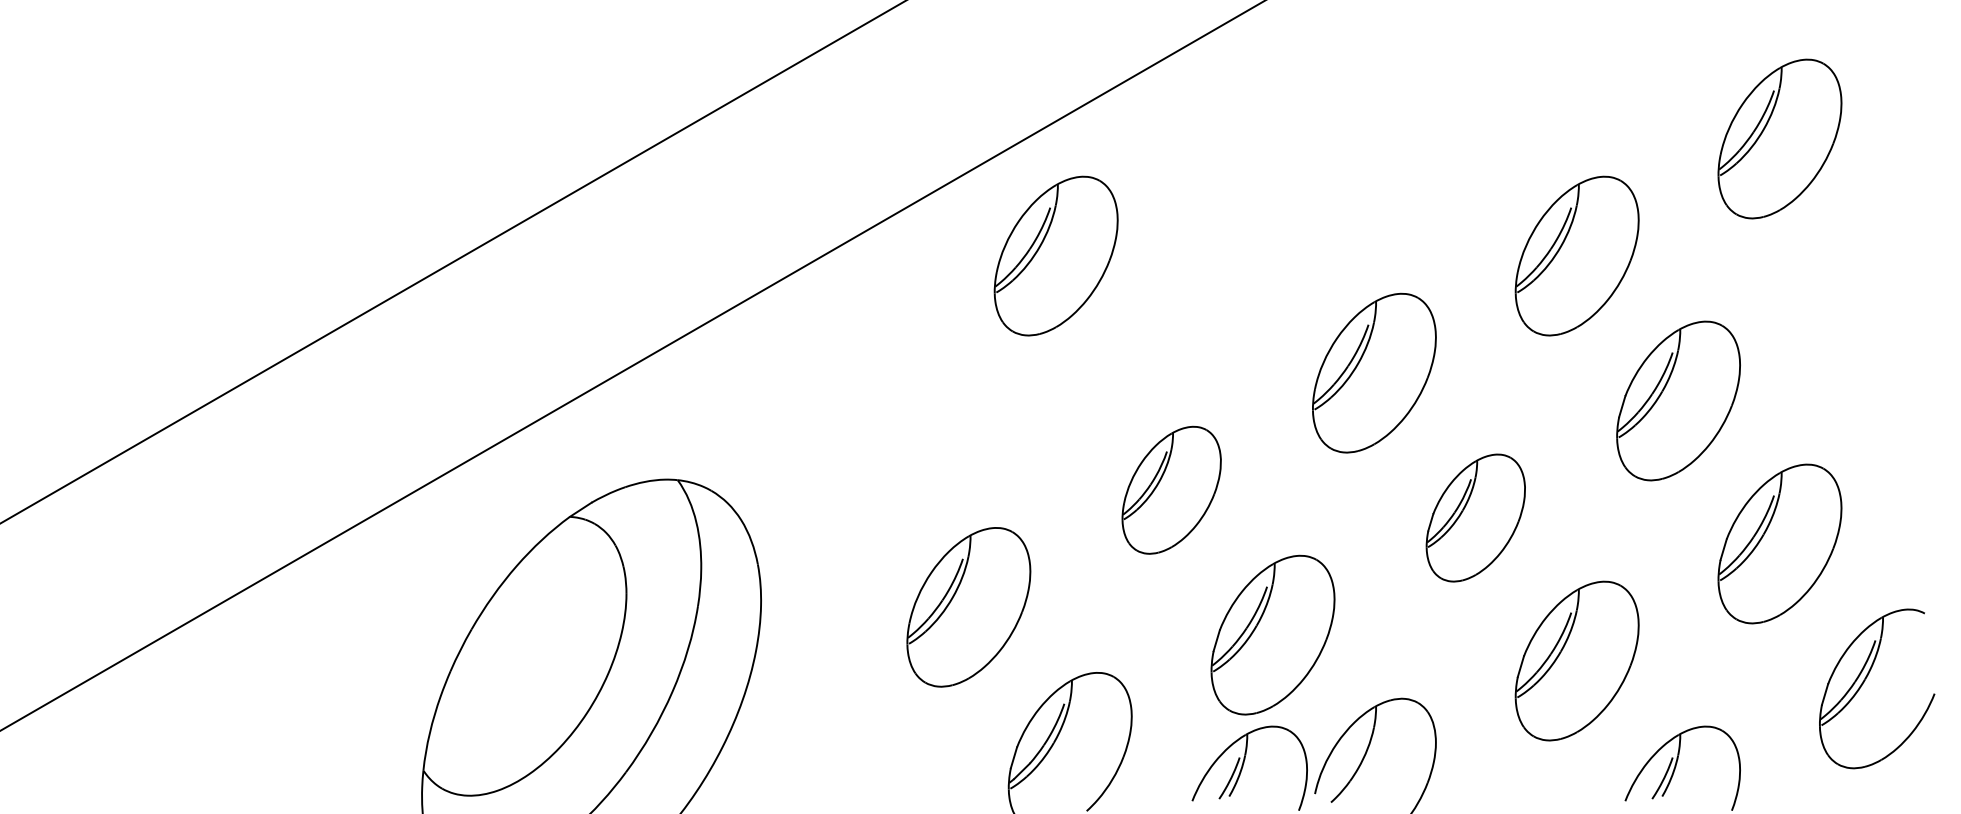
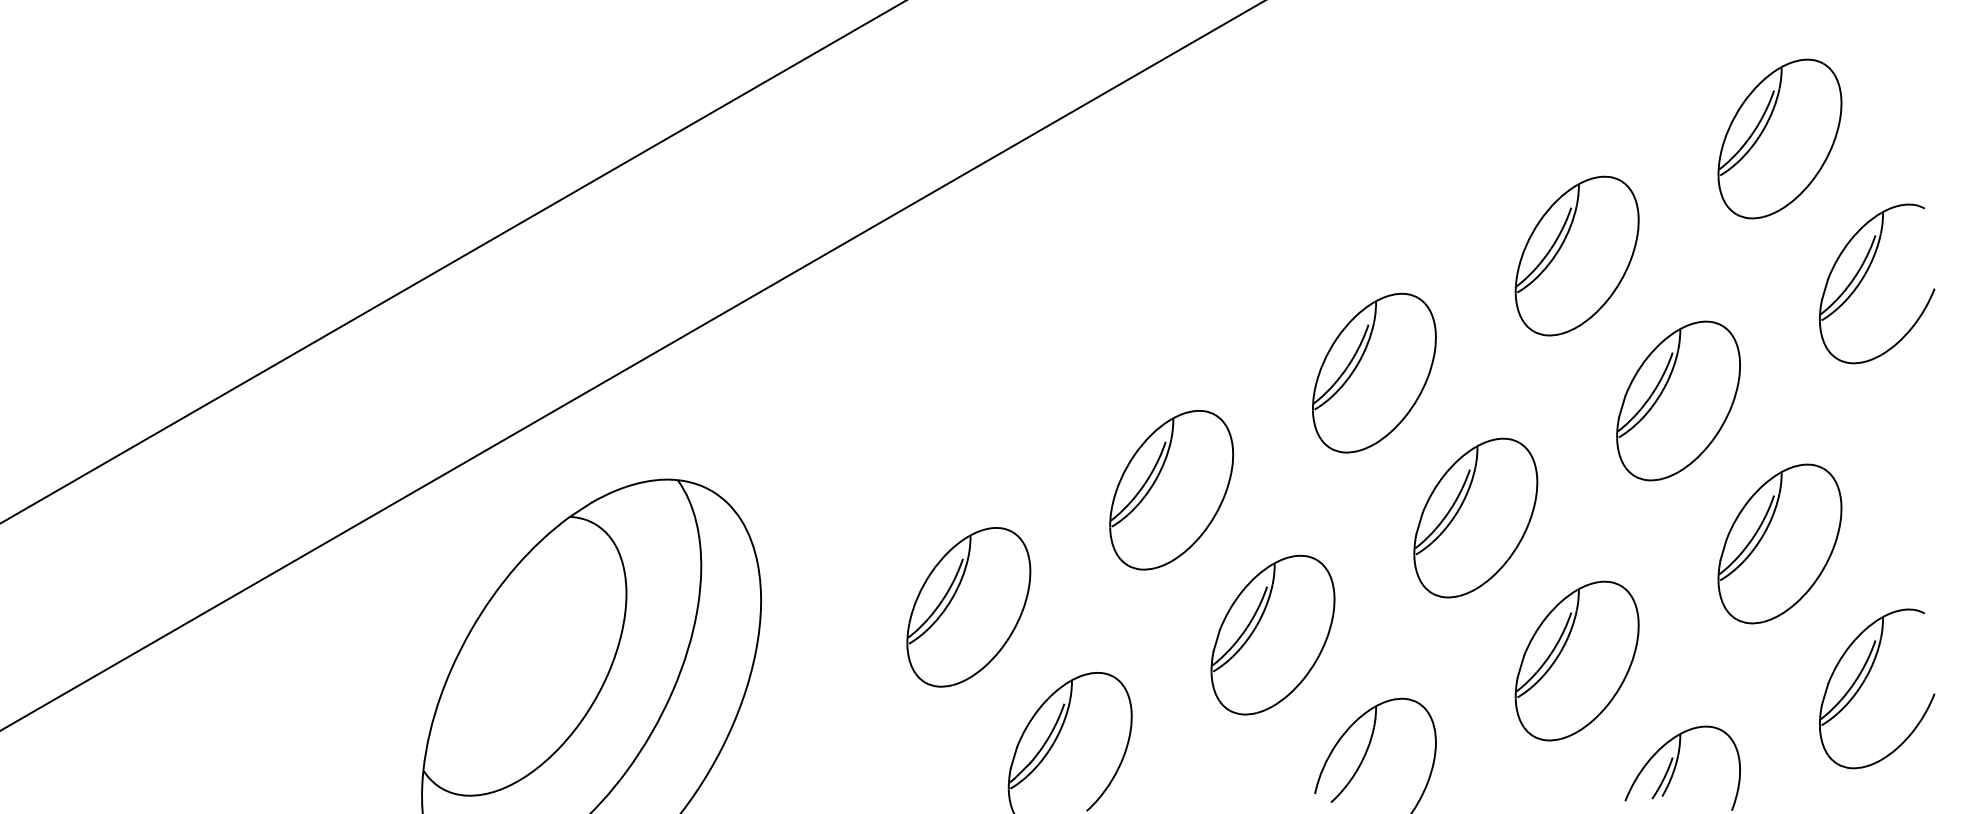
part: present -> none (1055, 255)
part: none -> present (1866, 274)
part size: 101x130 px -> 126x161 px (1171, 490)
part size: 101x130 px -> 126x162 px (1475, 517)
part: present -> none (1243, 766)
